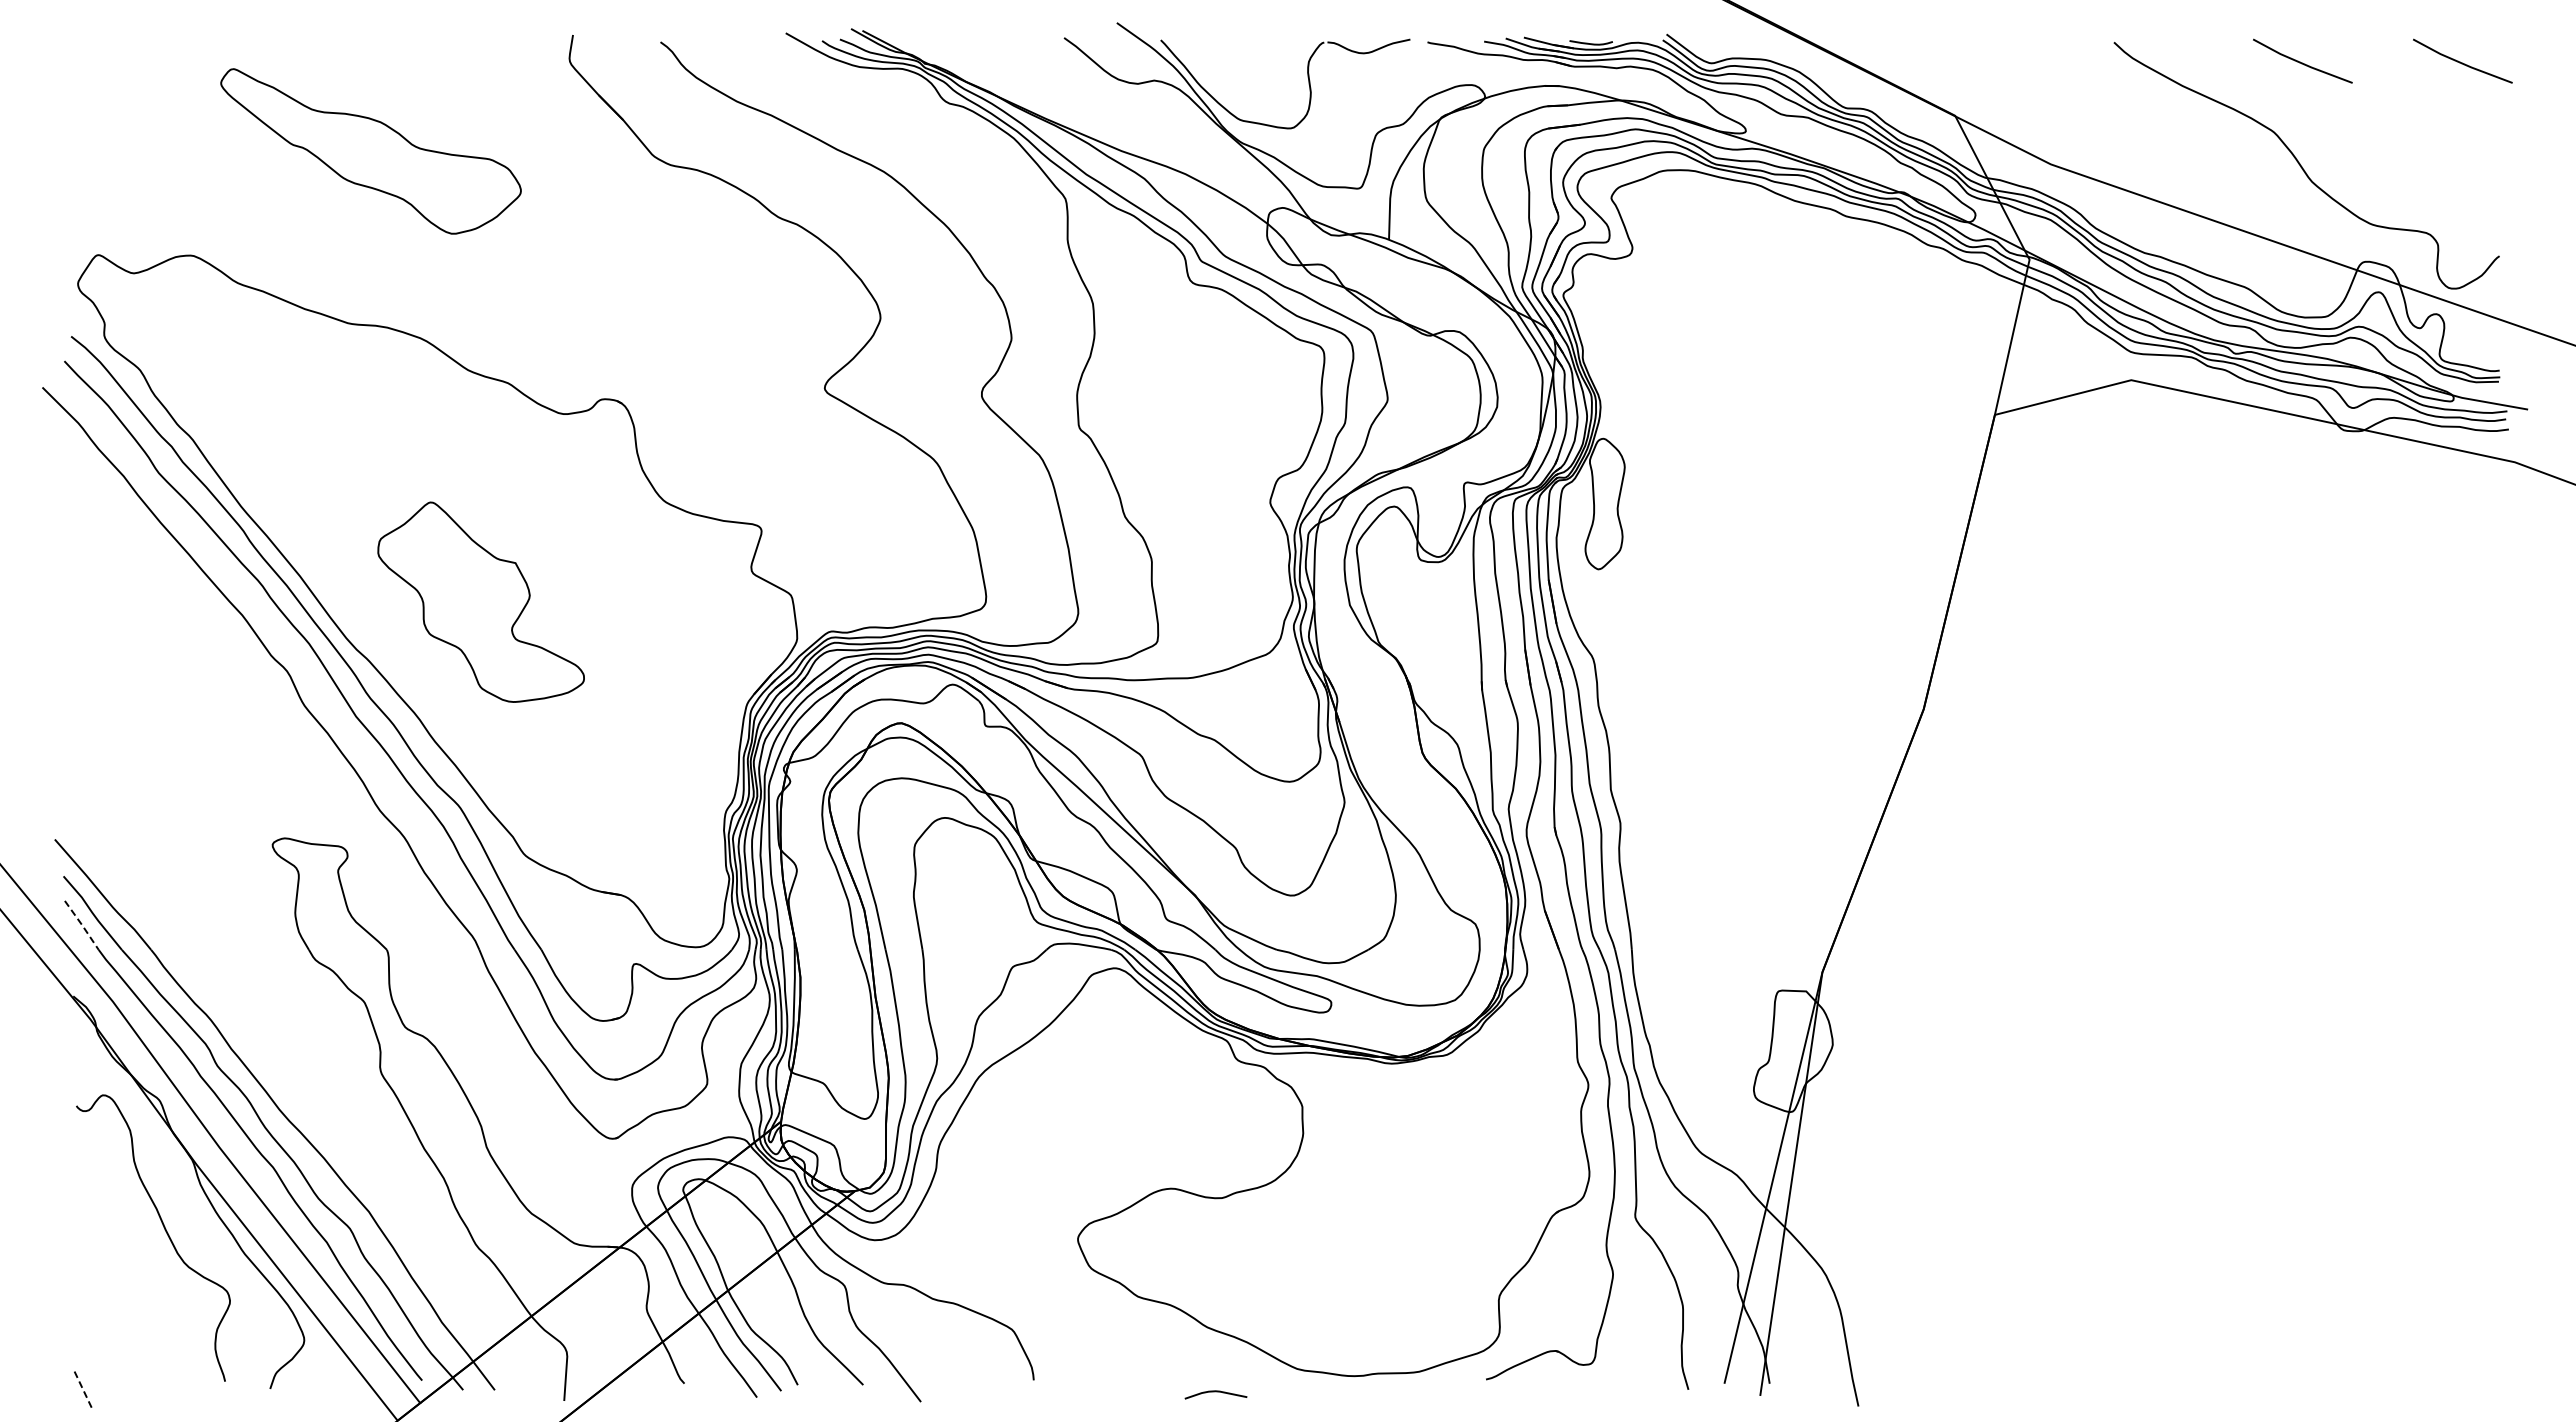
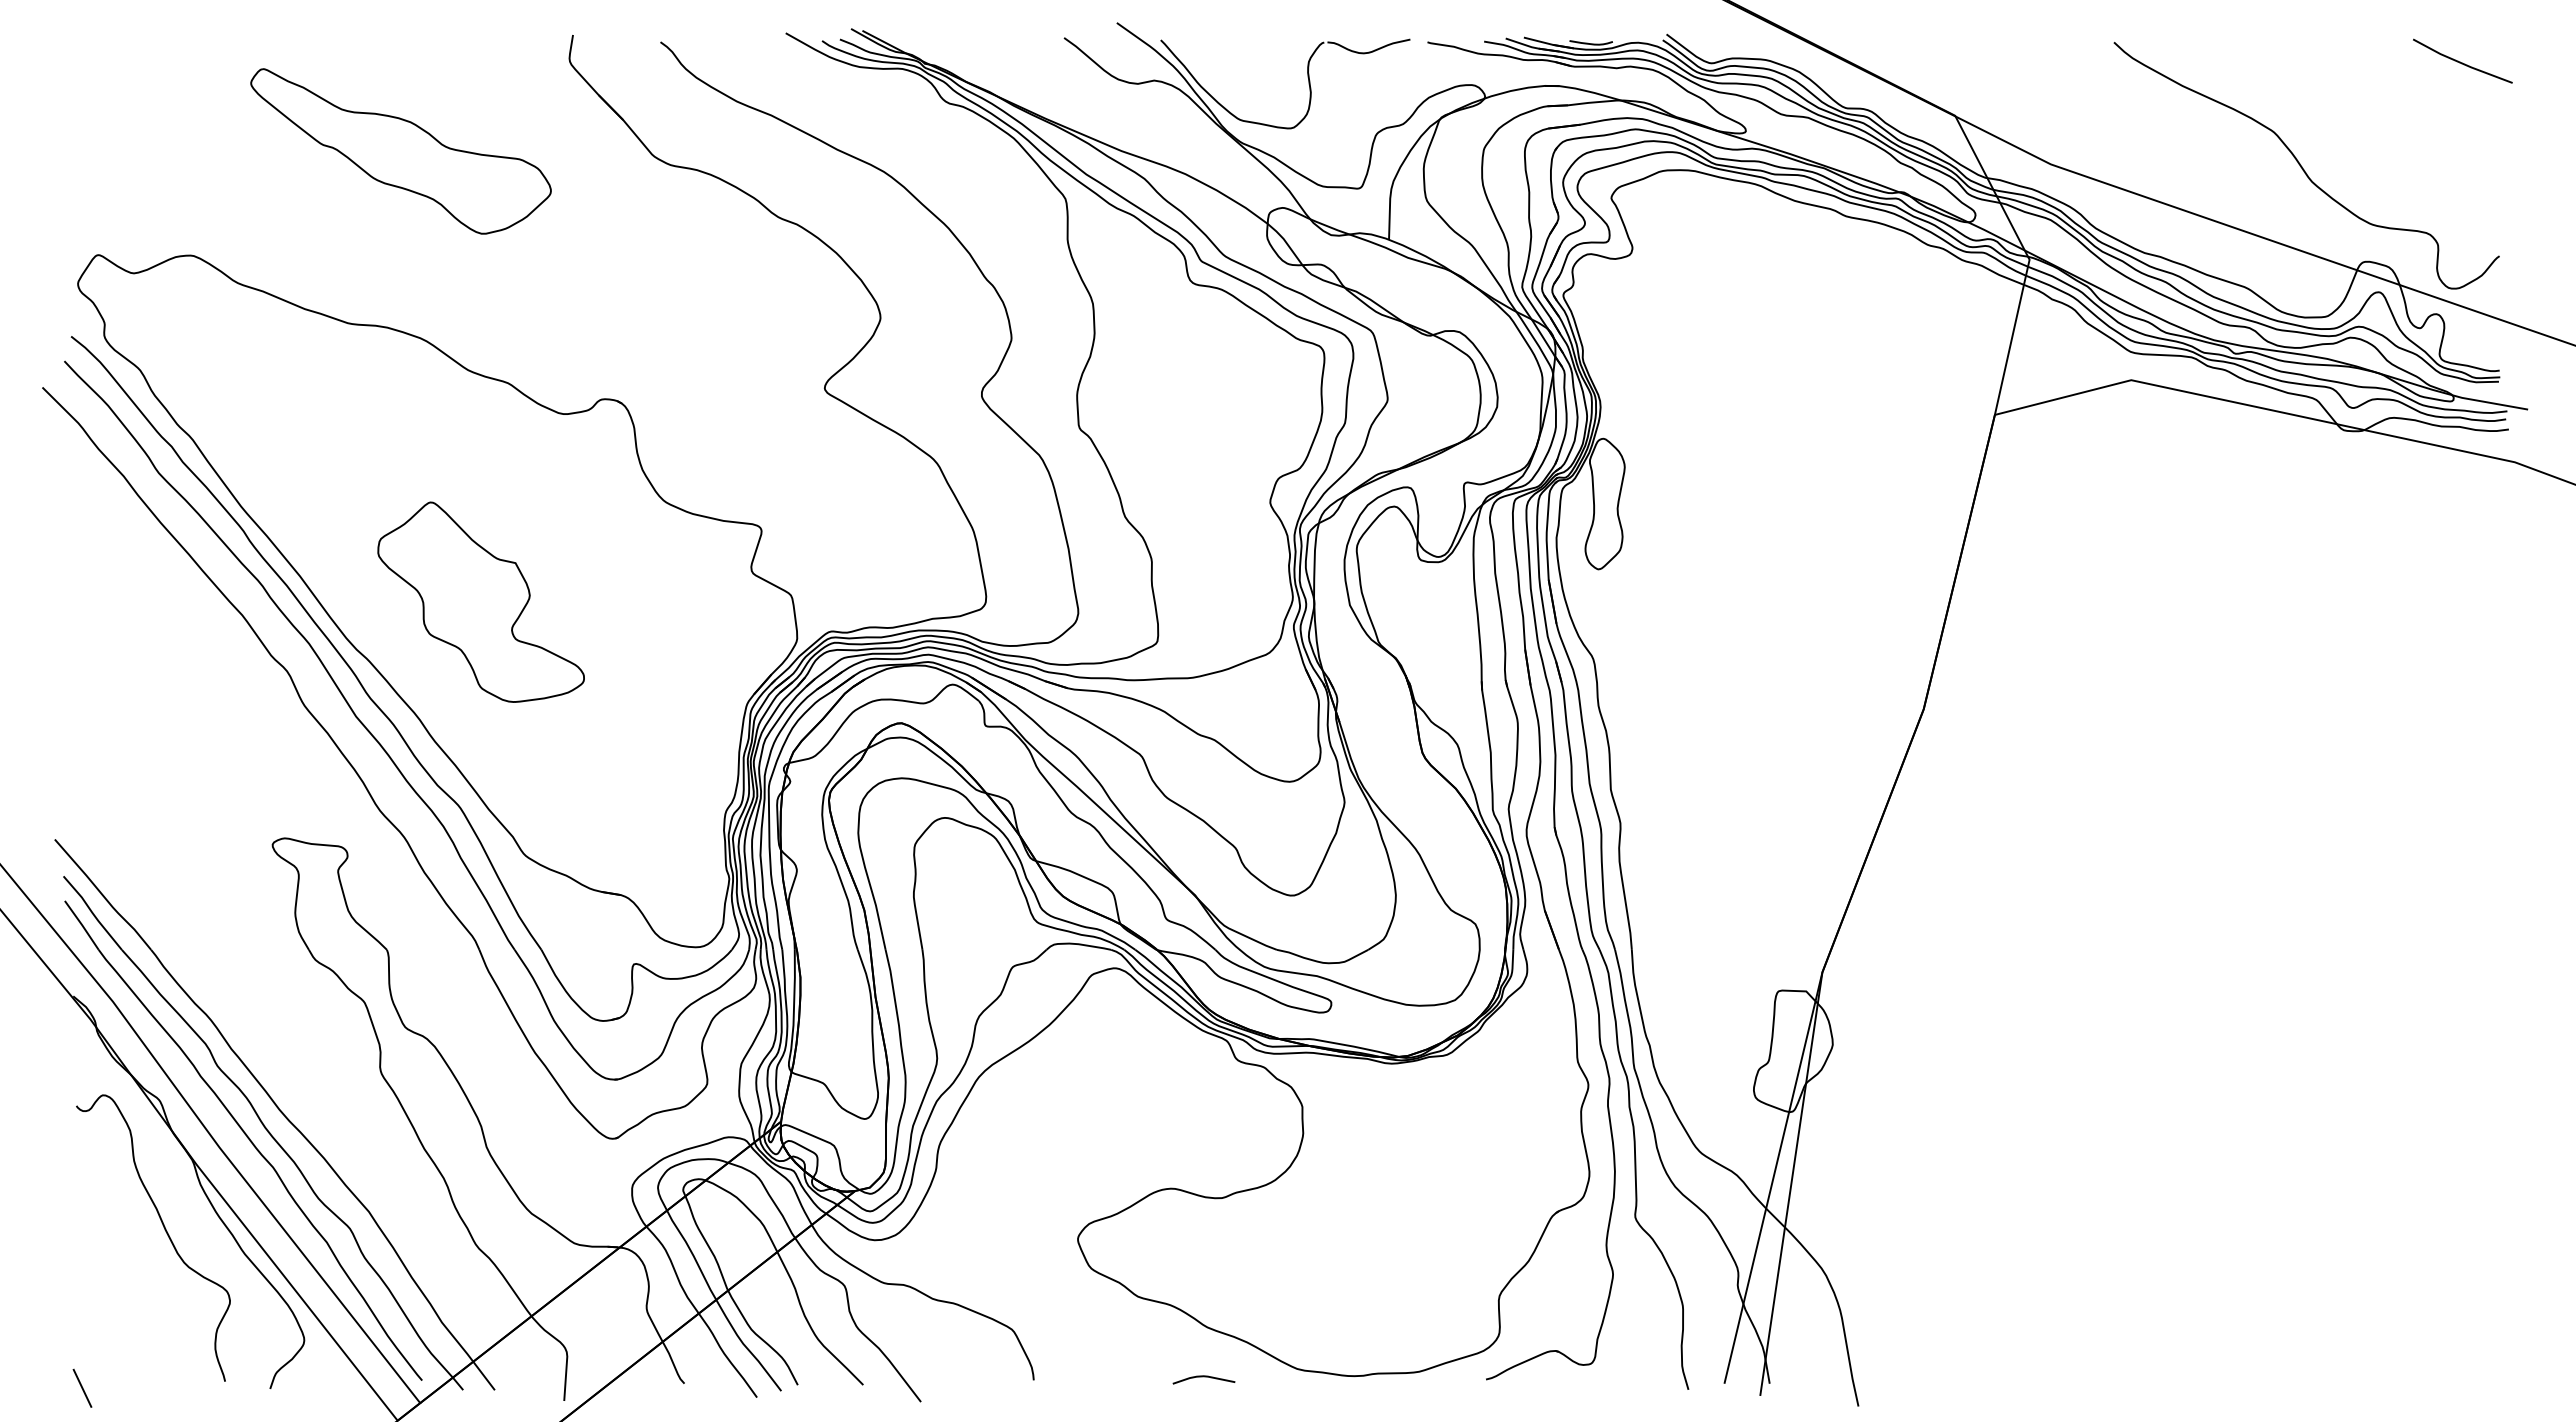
line: present -> none (2302, 62)
part position: (370, 151) -> (400, 151) (400, 151)
line: dashed -> solid (82, 925)
line: dashed -> solid (82, 1387)
curve position: (1215, 1392) -> (1203, 1377) (1203, 1377)
